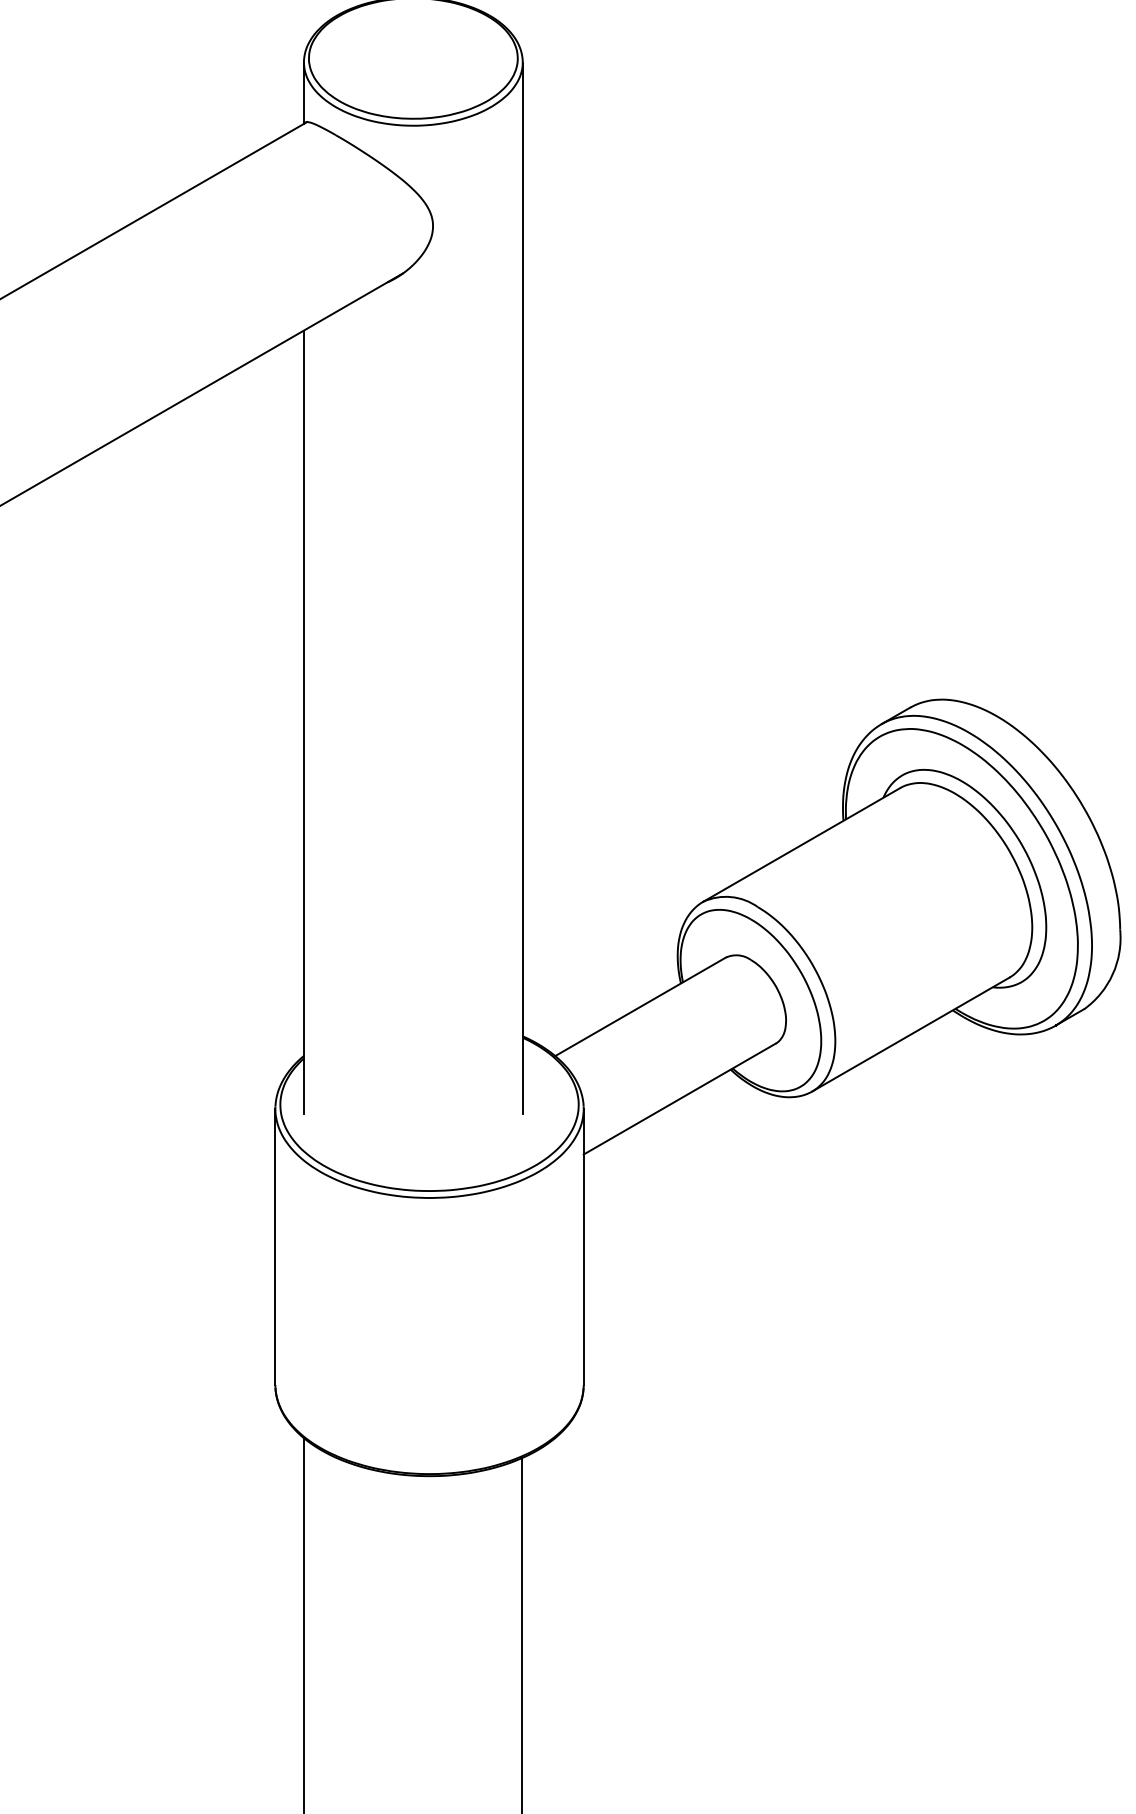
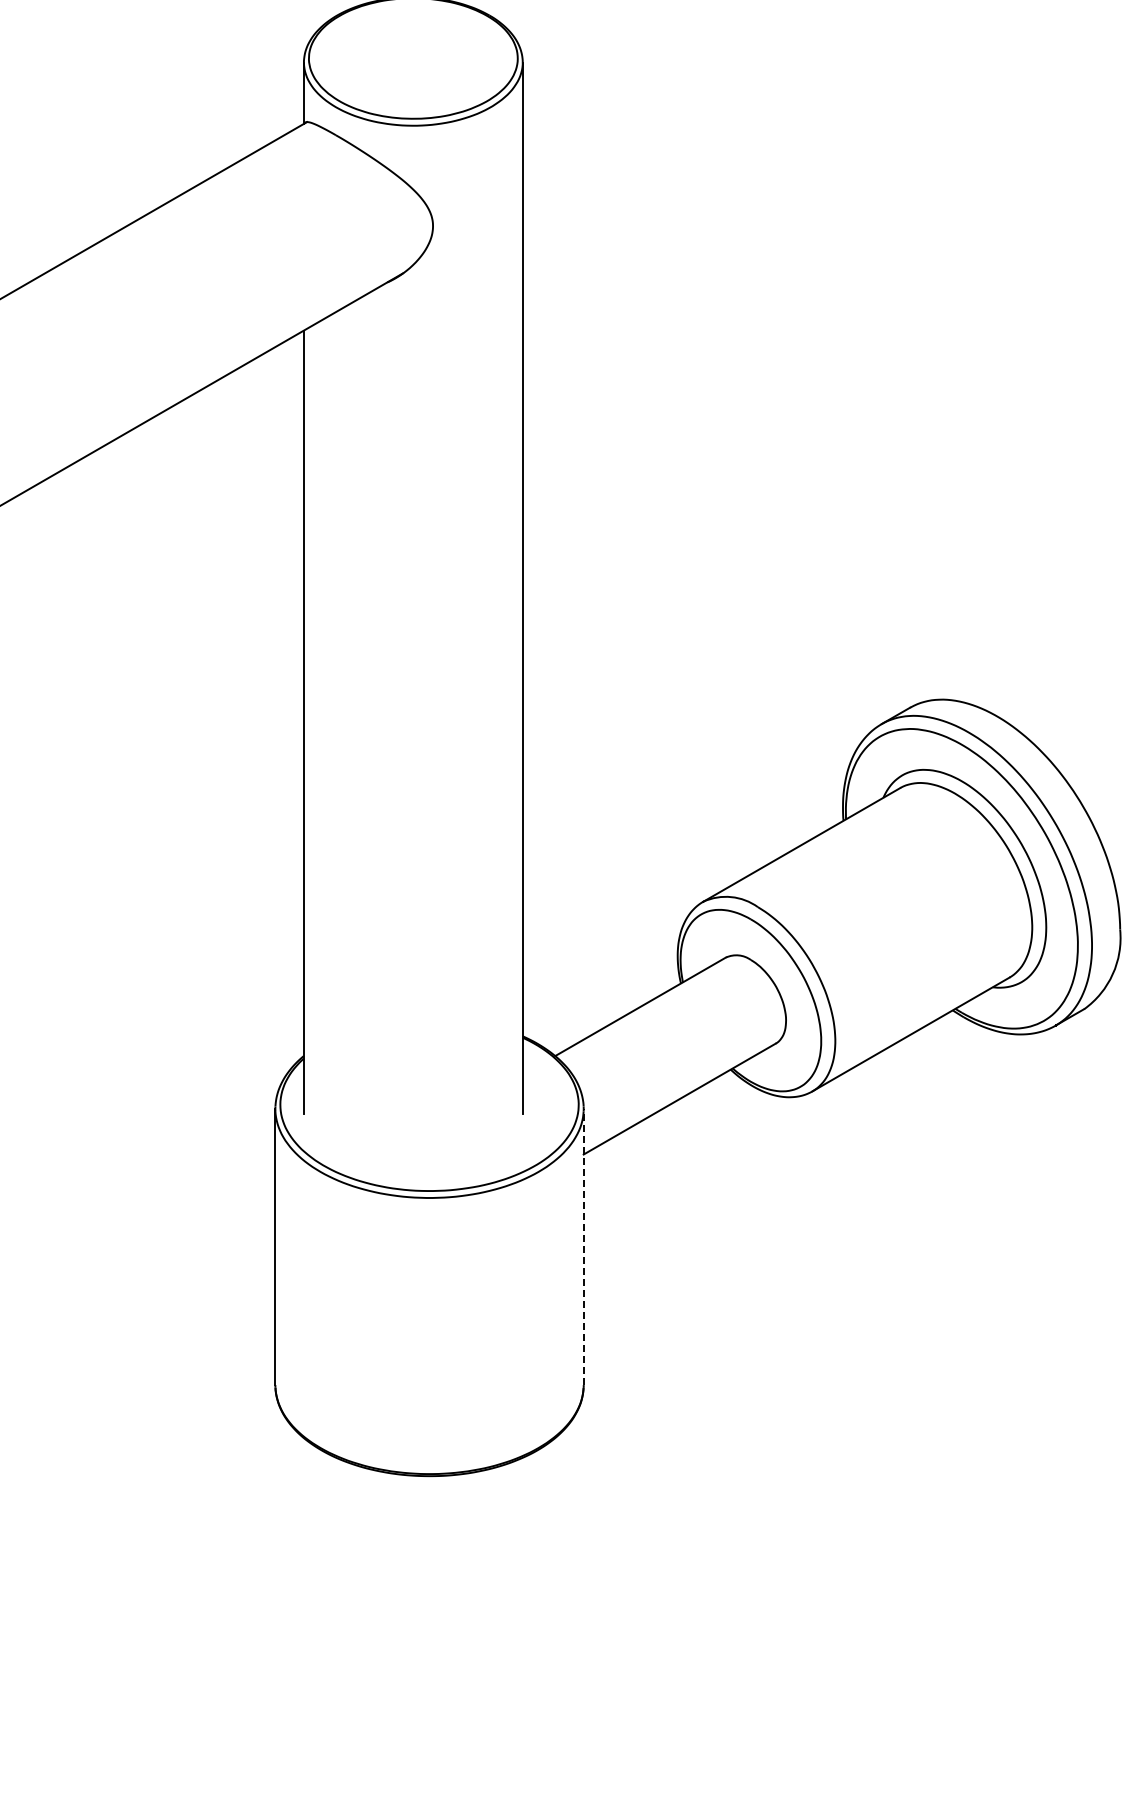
line: solid -> dashed (583, 1246)
line: present -> none (304, 1624)
line: present -> none (522, 1633)
